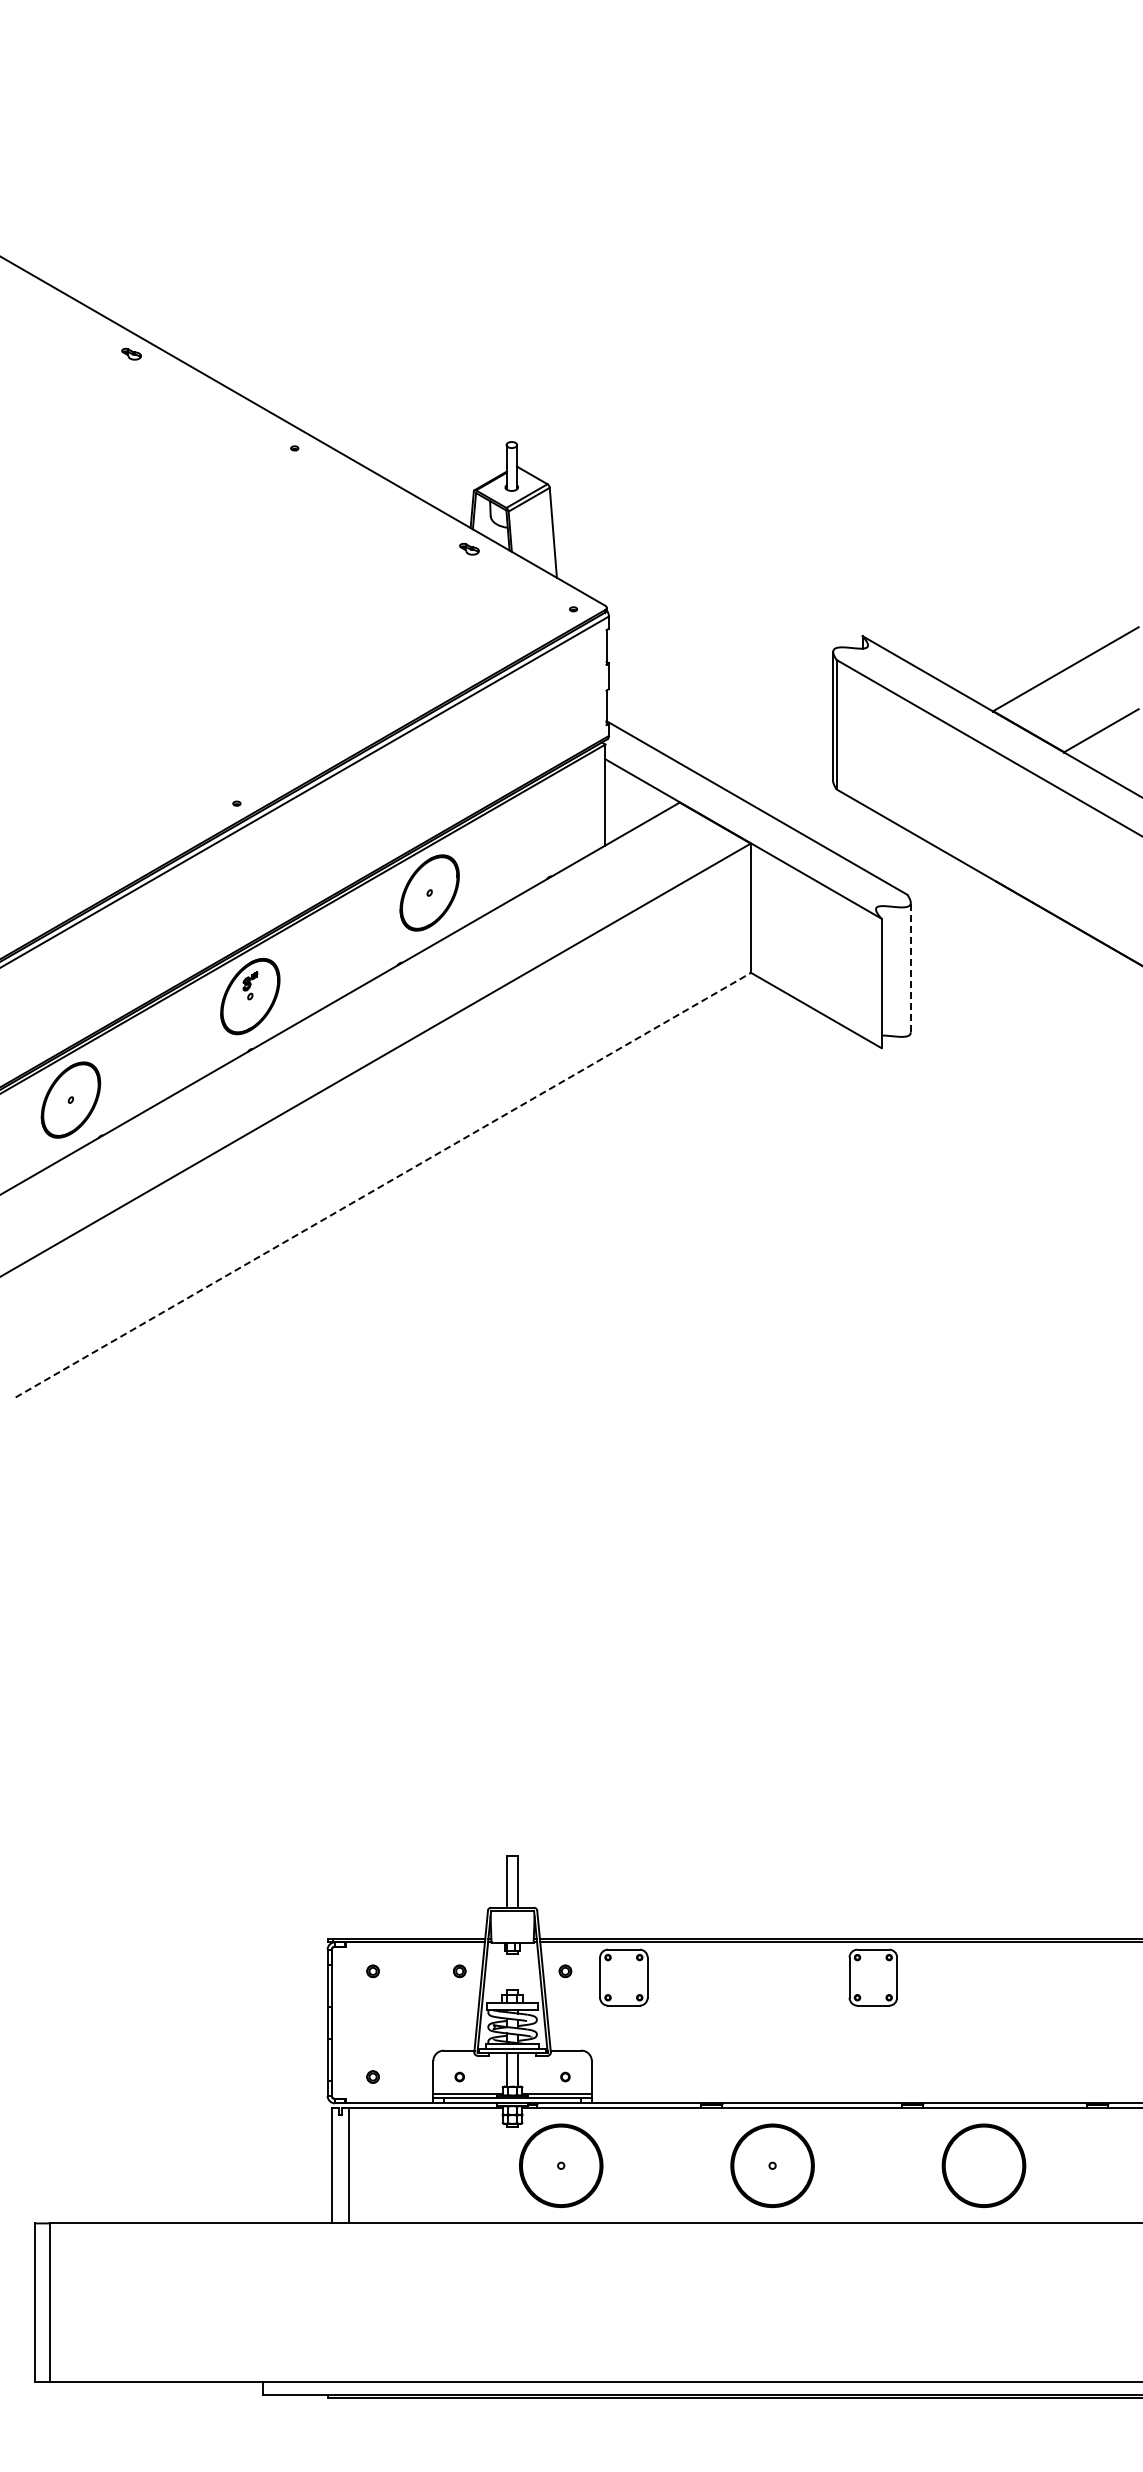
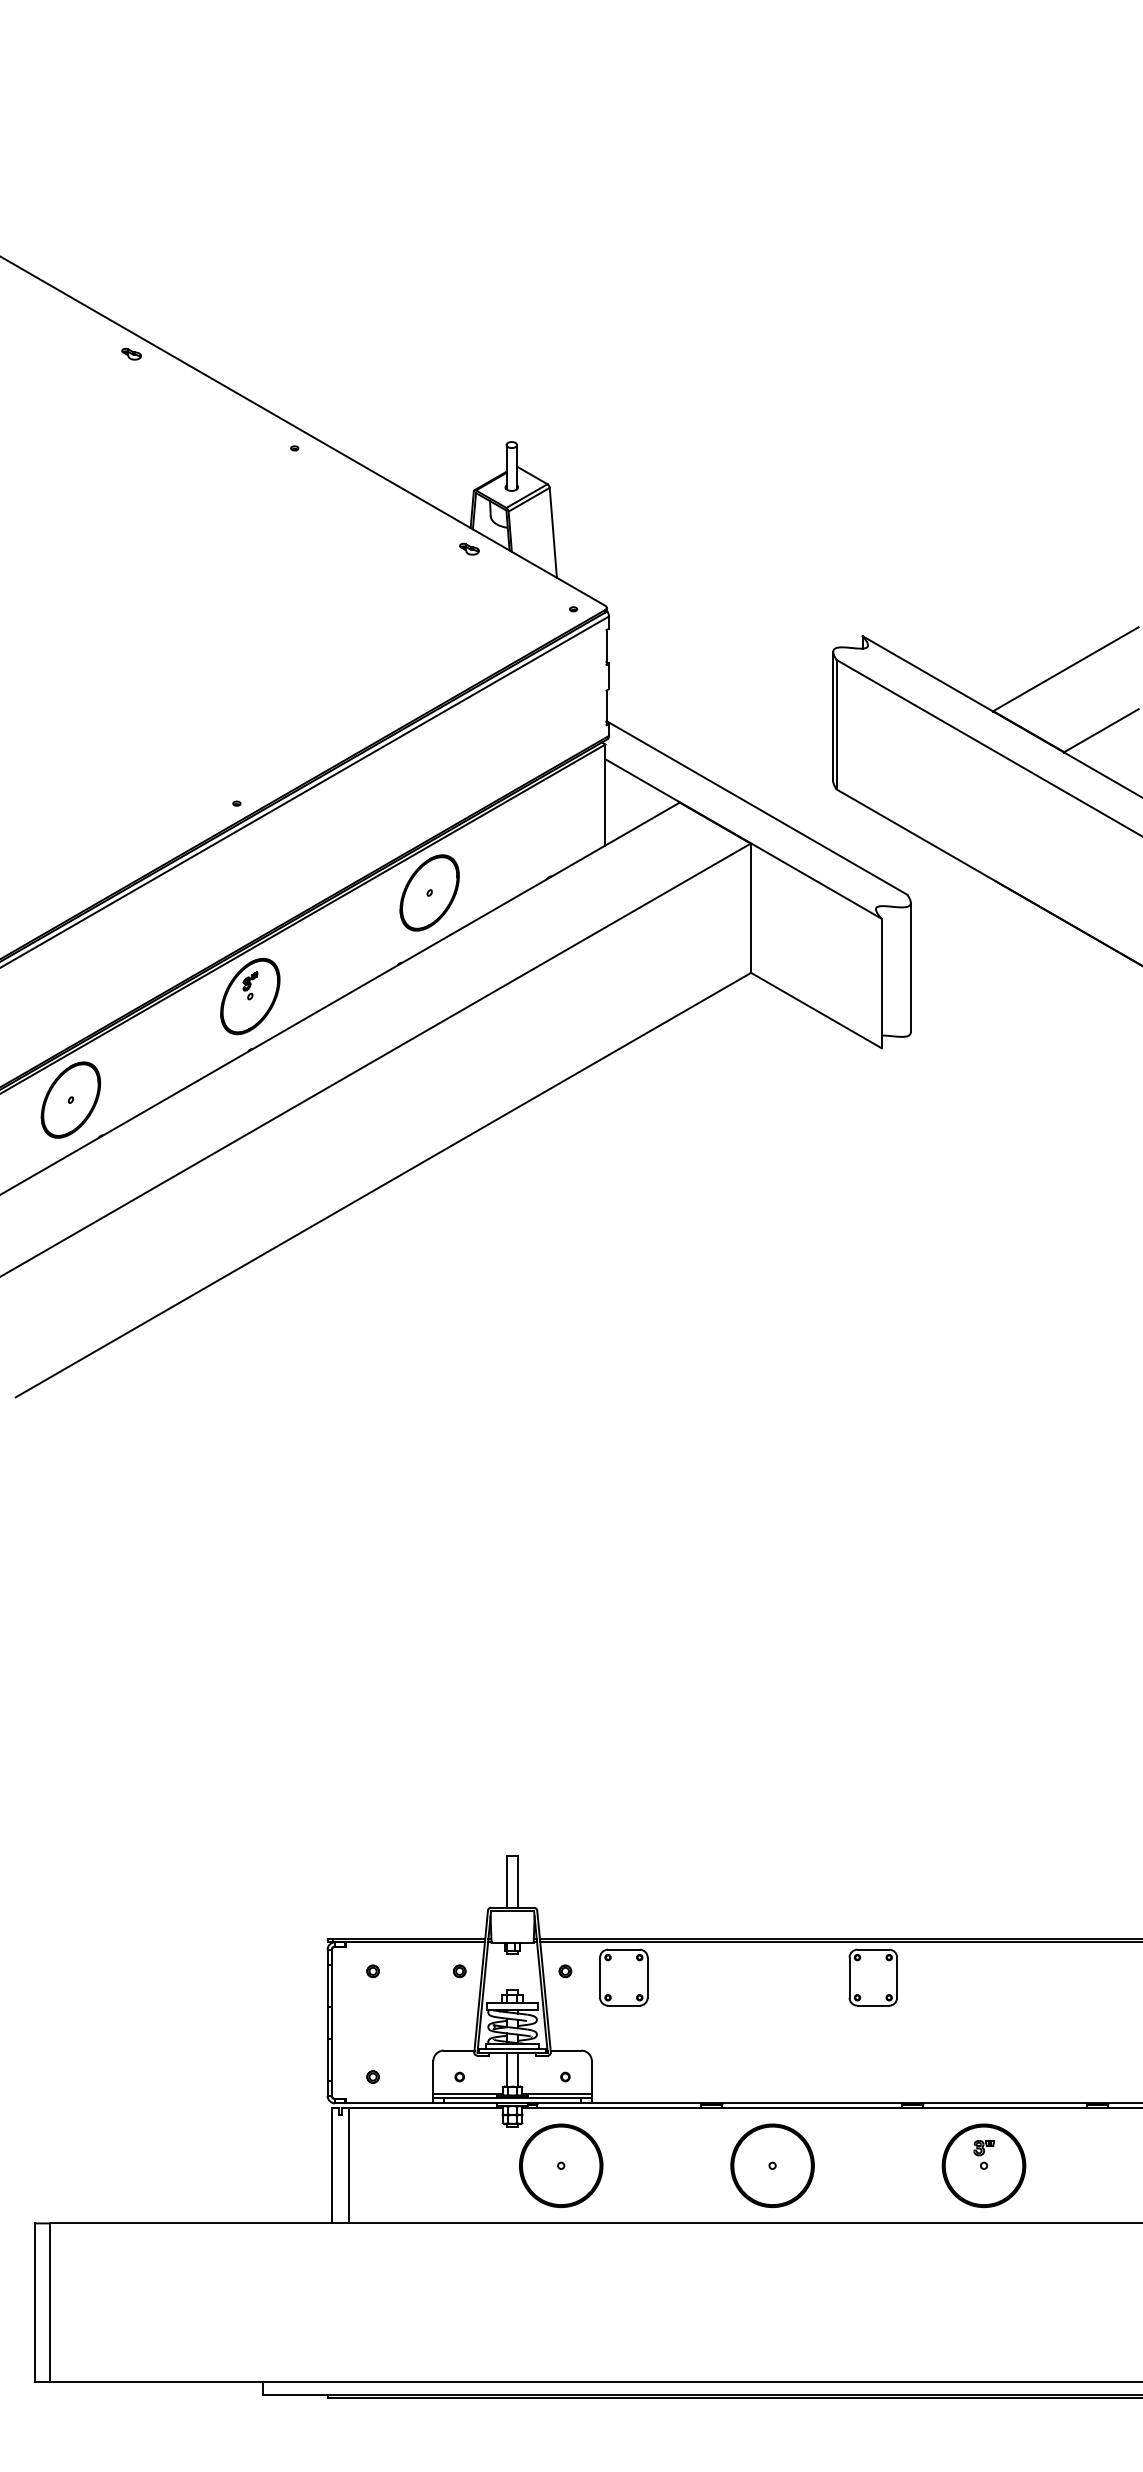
line: dashed -> solid (910, 967)
line: dashed -> solid (383, 1185)
part: none -> present (983, 2154)
